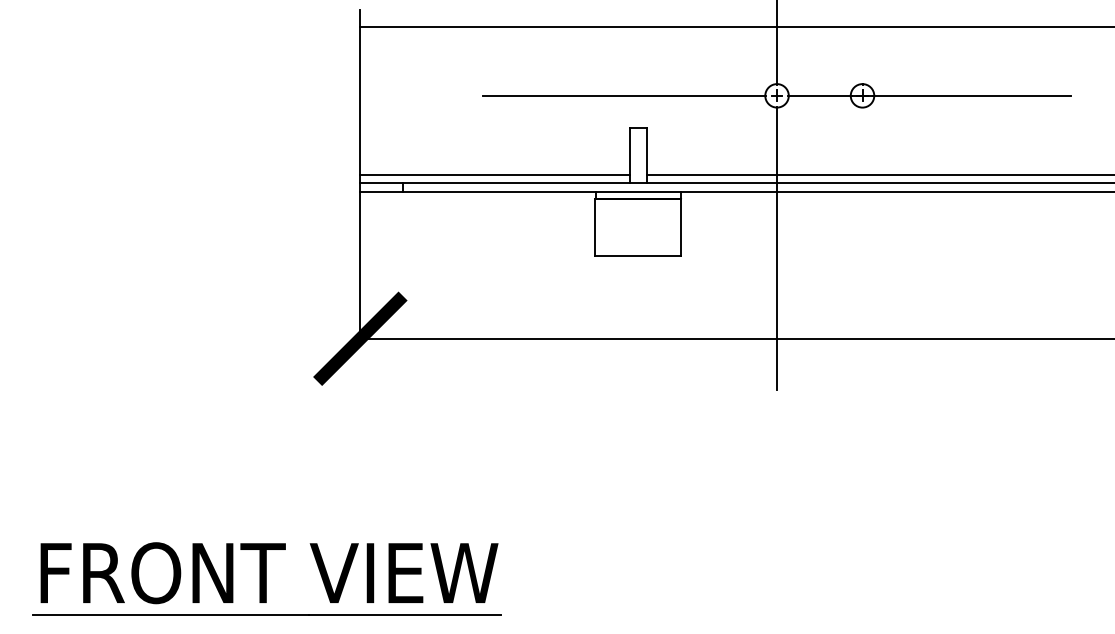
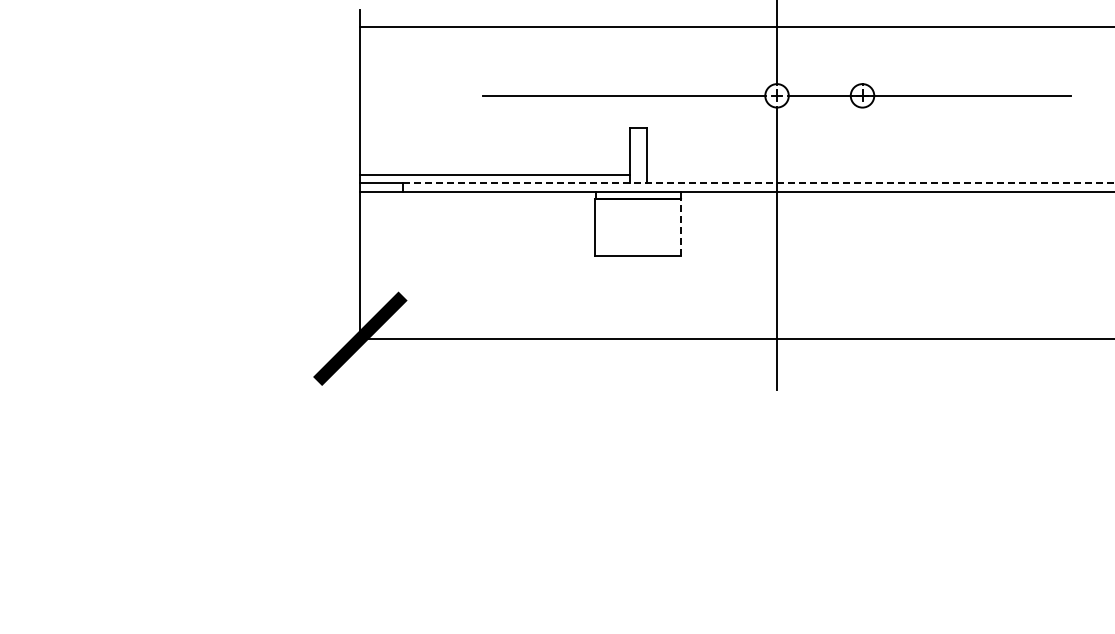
line: present -> none (878, 174)
line: solid -> dashed (758, 183)
line: solid -> dashed (680, 227)
part: present -> none (266, 578)
